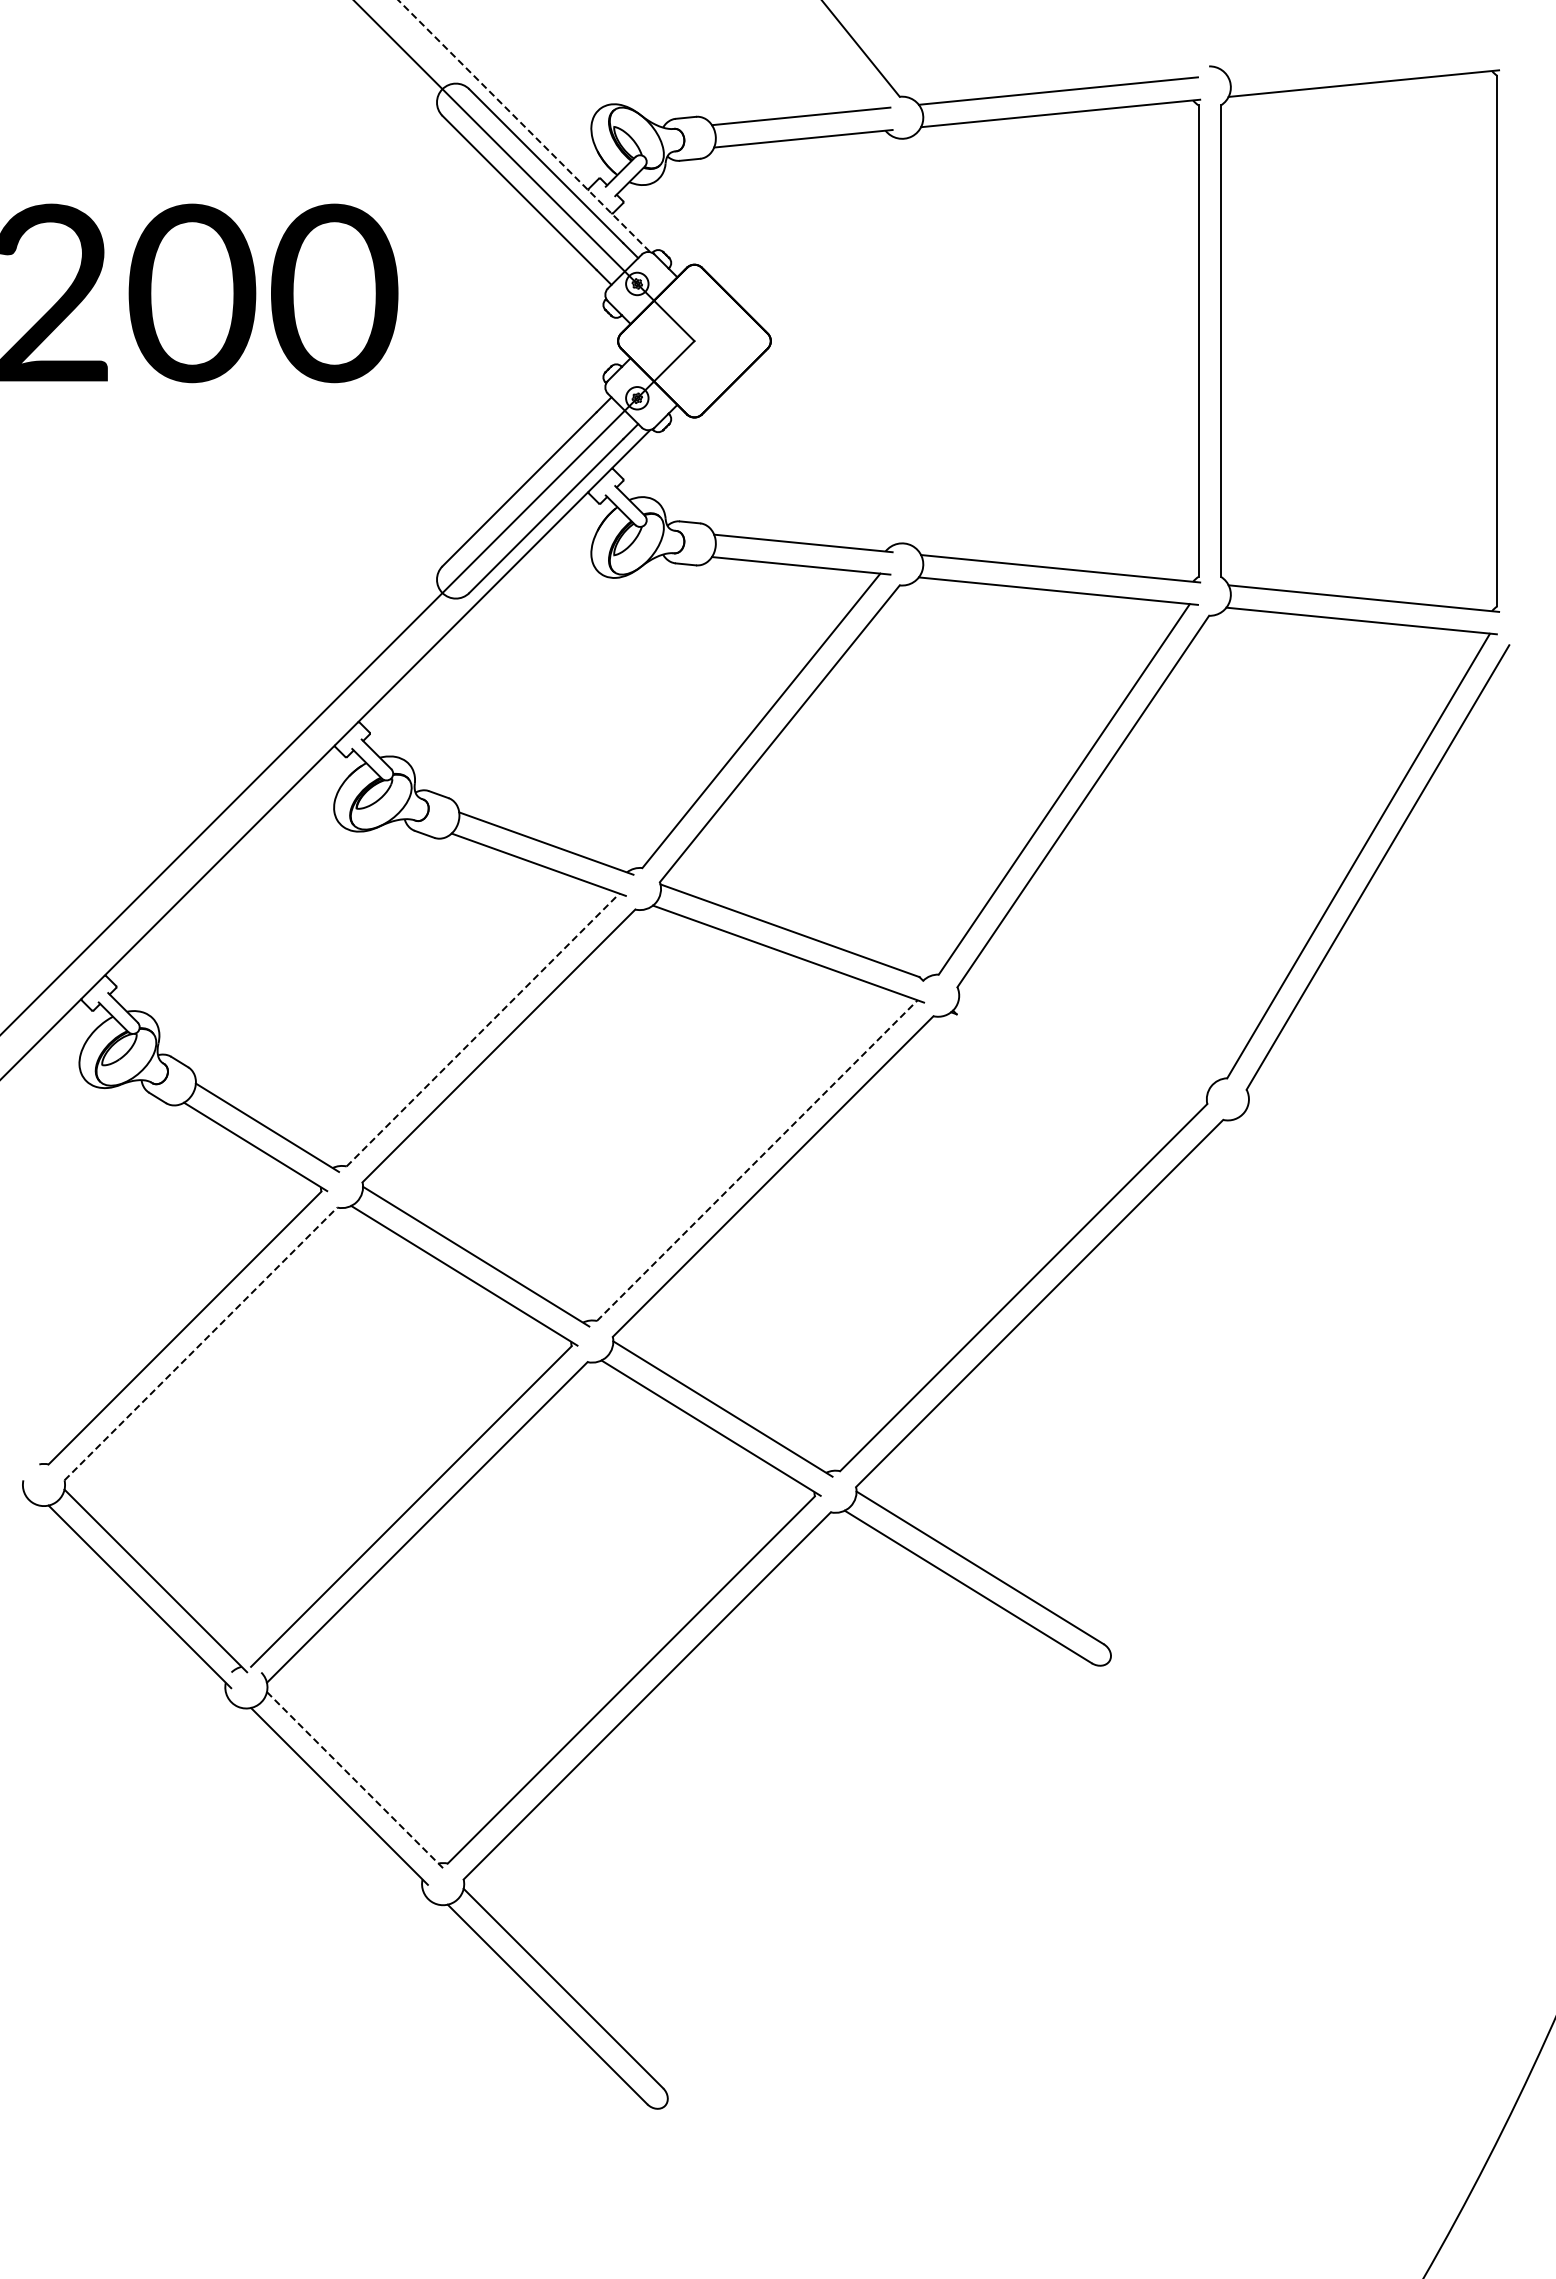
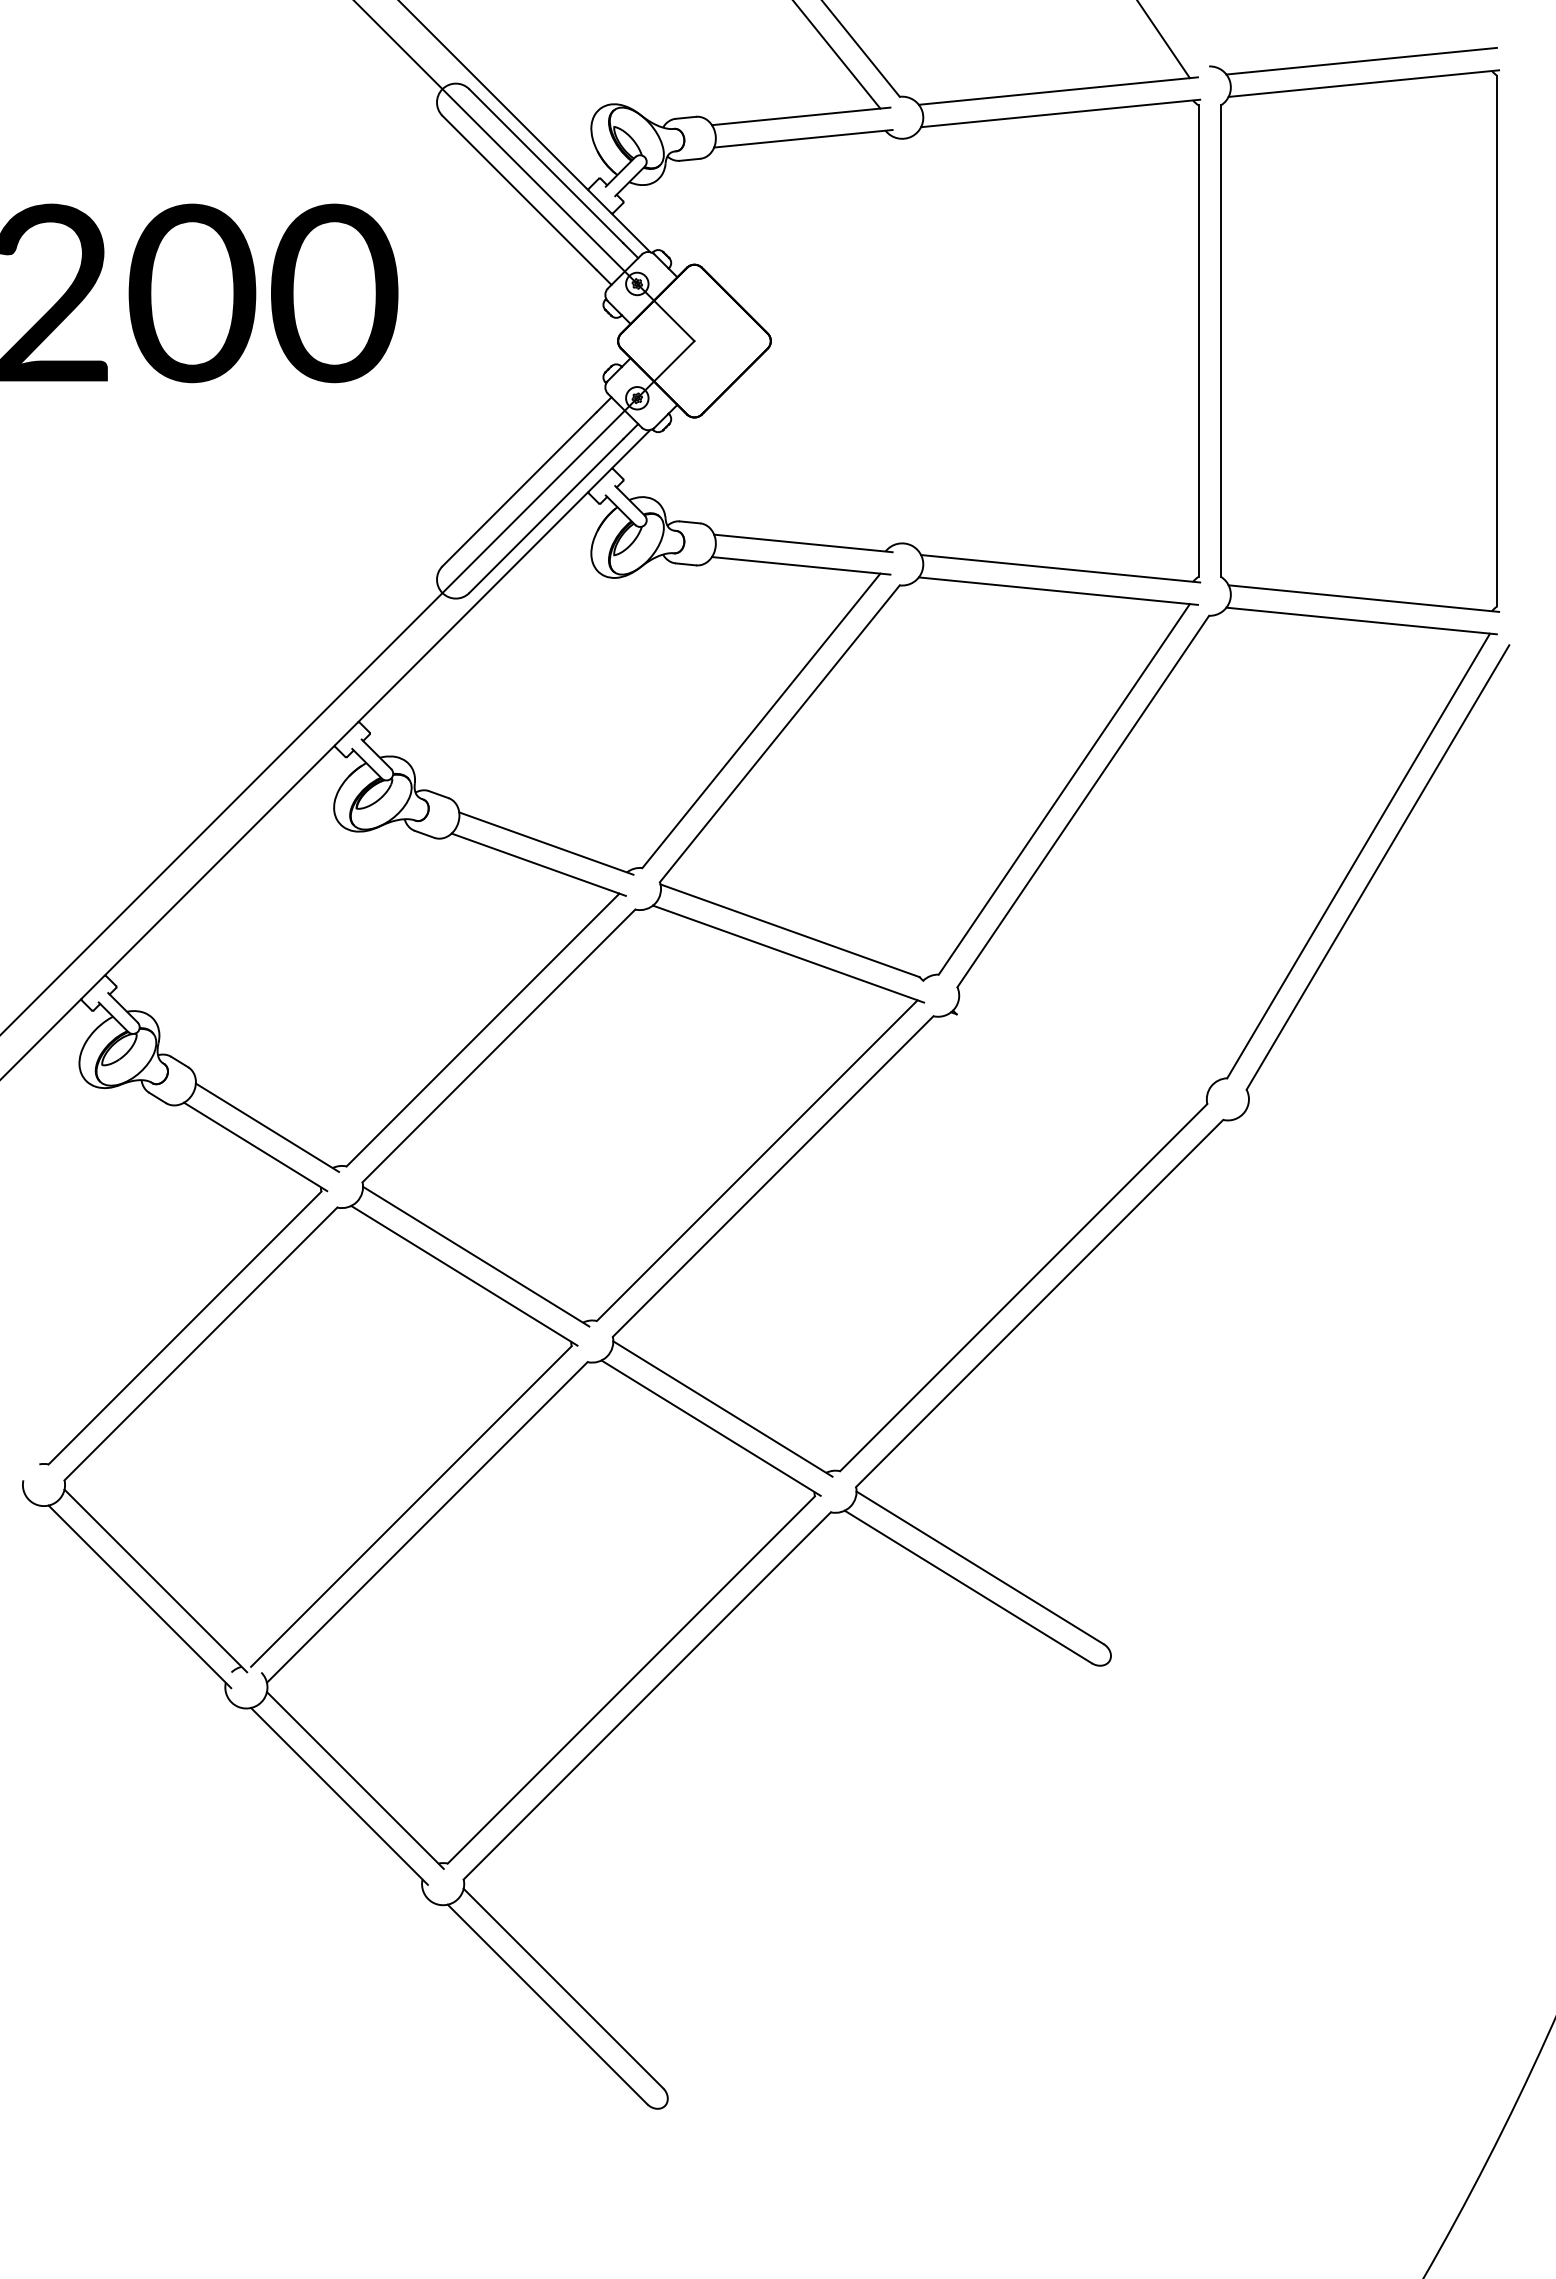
line: none -> present (1163, 40)
line: none -> present (837, 55)
line: none -> present (1361, 60)
line: dashed -> solid (524, 126)
line: dashed -> solid (483, 1030)
line: dashed -> solid (757, 1160)
line: dashed -> solid (200, 1343)
line: dashed -> solid (355, 1780)
